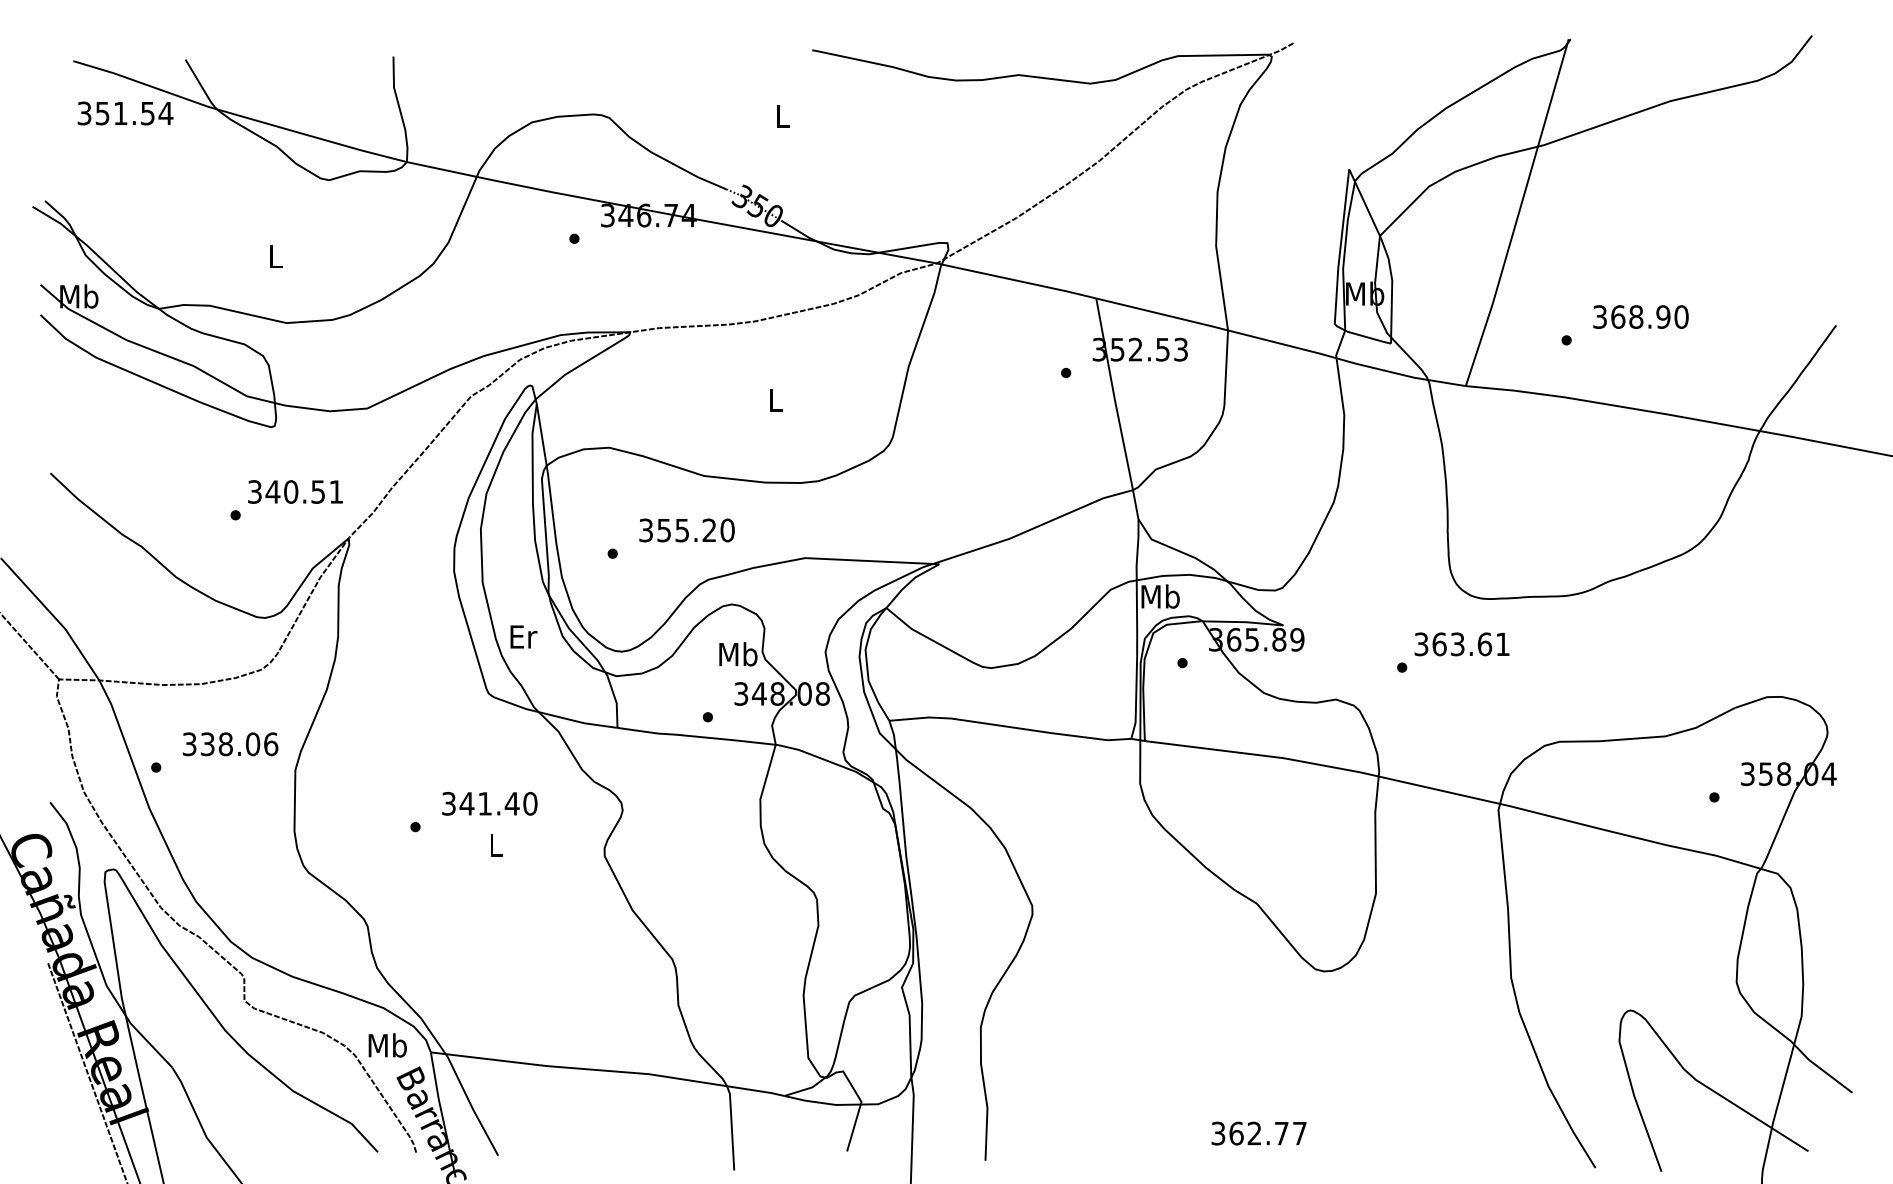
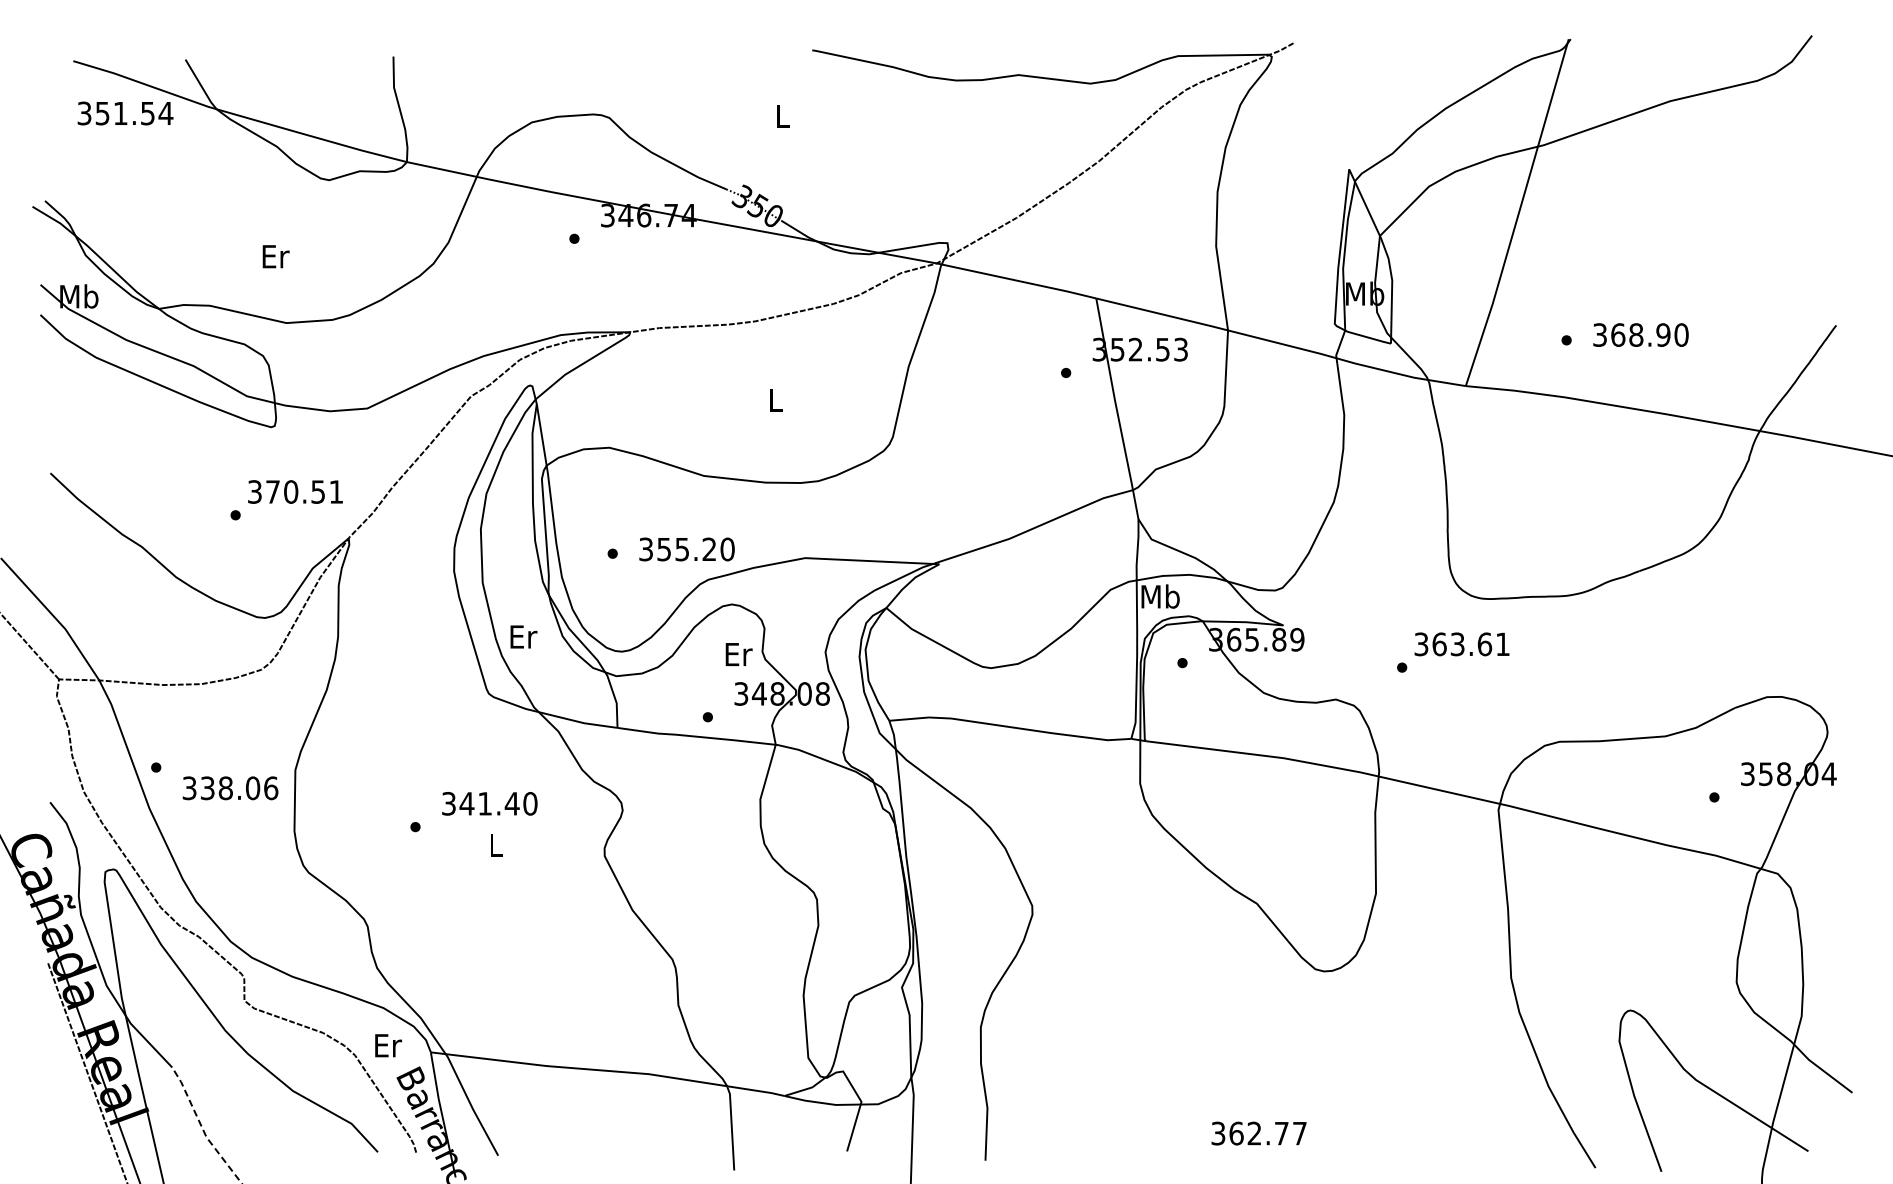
text: L -> Er (275, 256)
text position: (1640, 316) -> (1640, 334) (1640, 334)
text: 340.51 -> 370.51 (272, 491)
text position: (686, 530) -> (686, 549) (686, 549)
text: Mb -> Er (738, 654)
text position: (230, 744) -> (230, 788) (230, 788)
text: Mb -> Er (387, 1045)
line: solid -> dashed (202, 1127)
